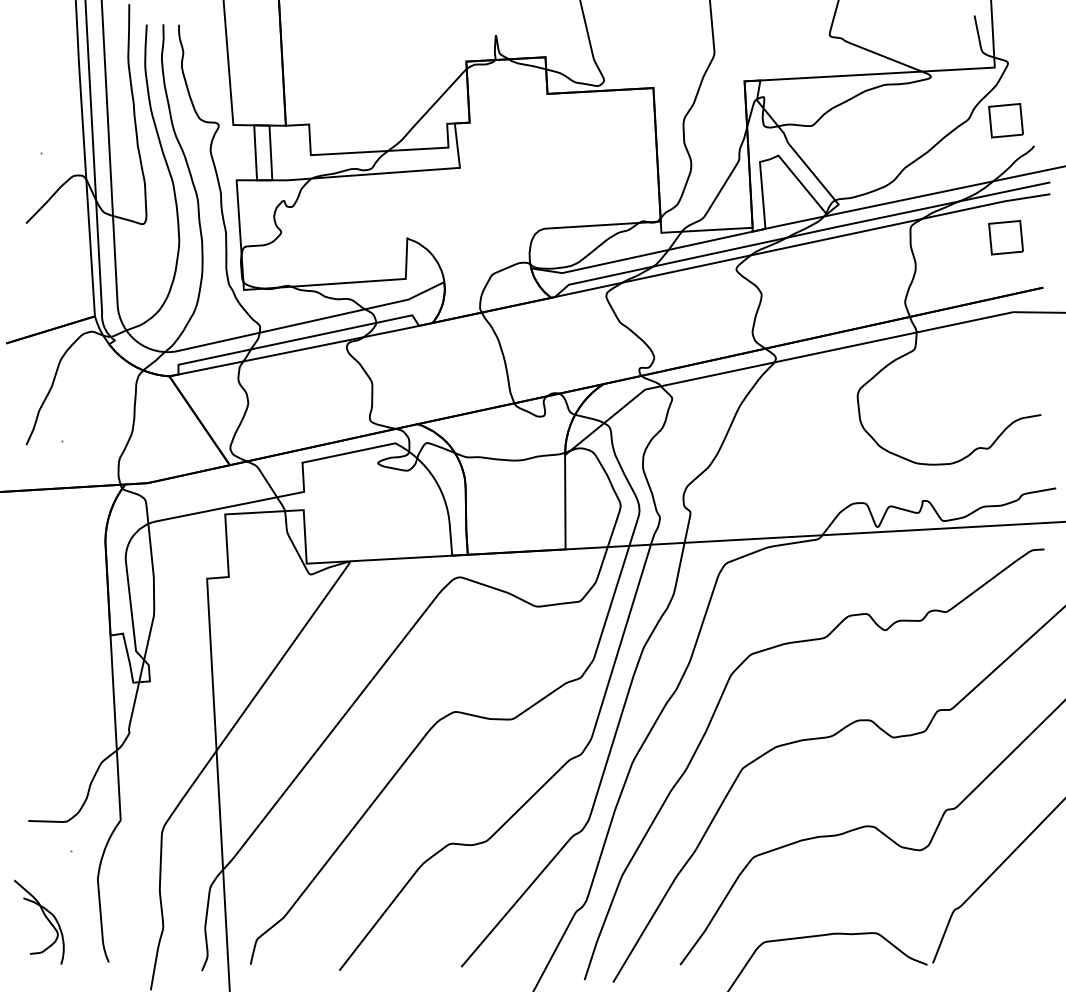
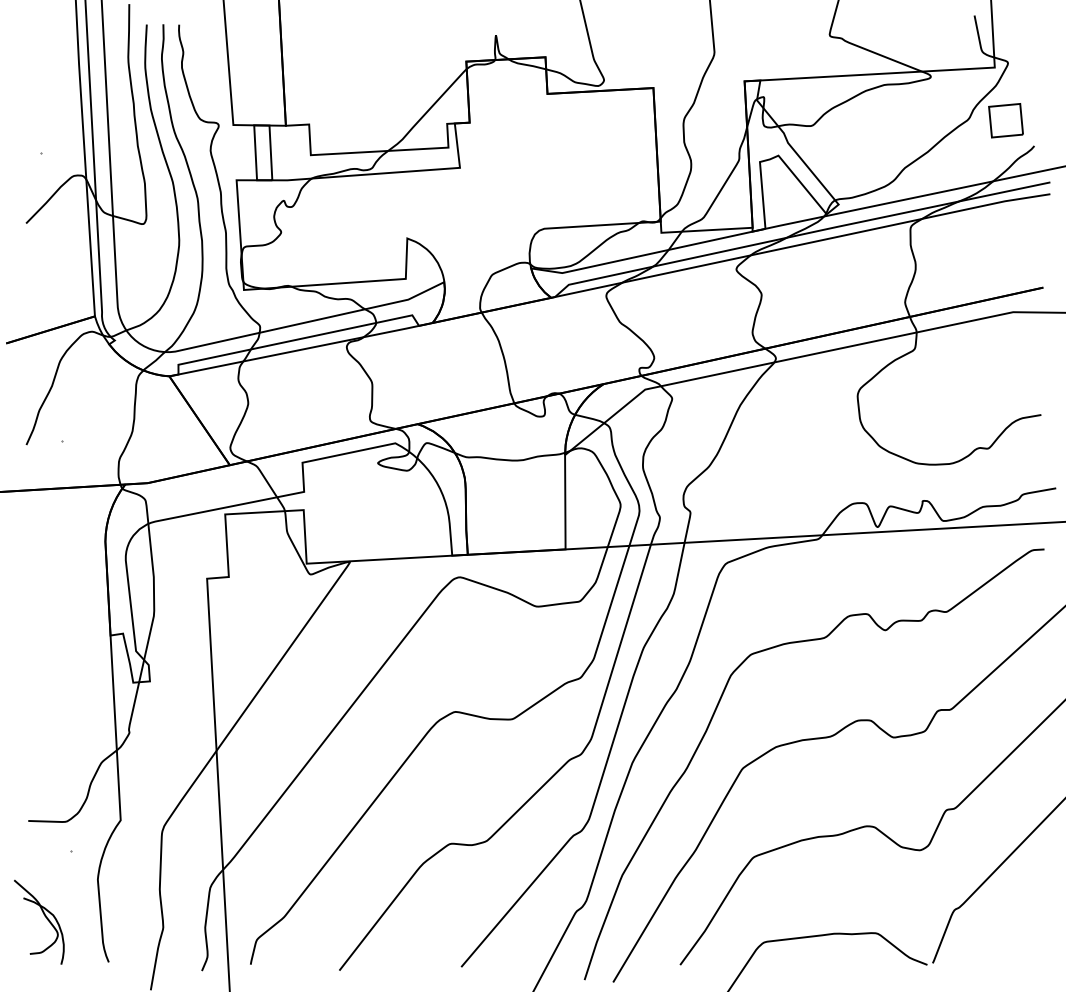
part: present -> none (1005, 237)
